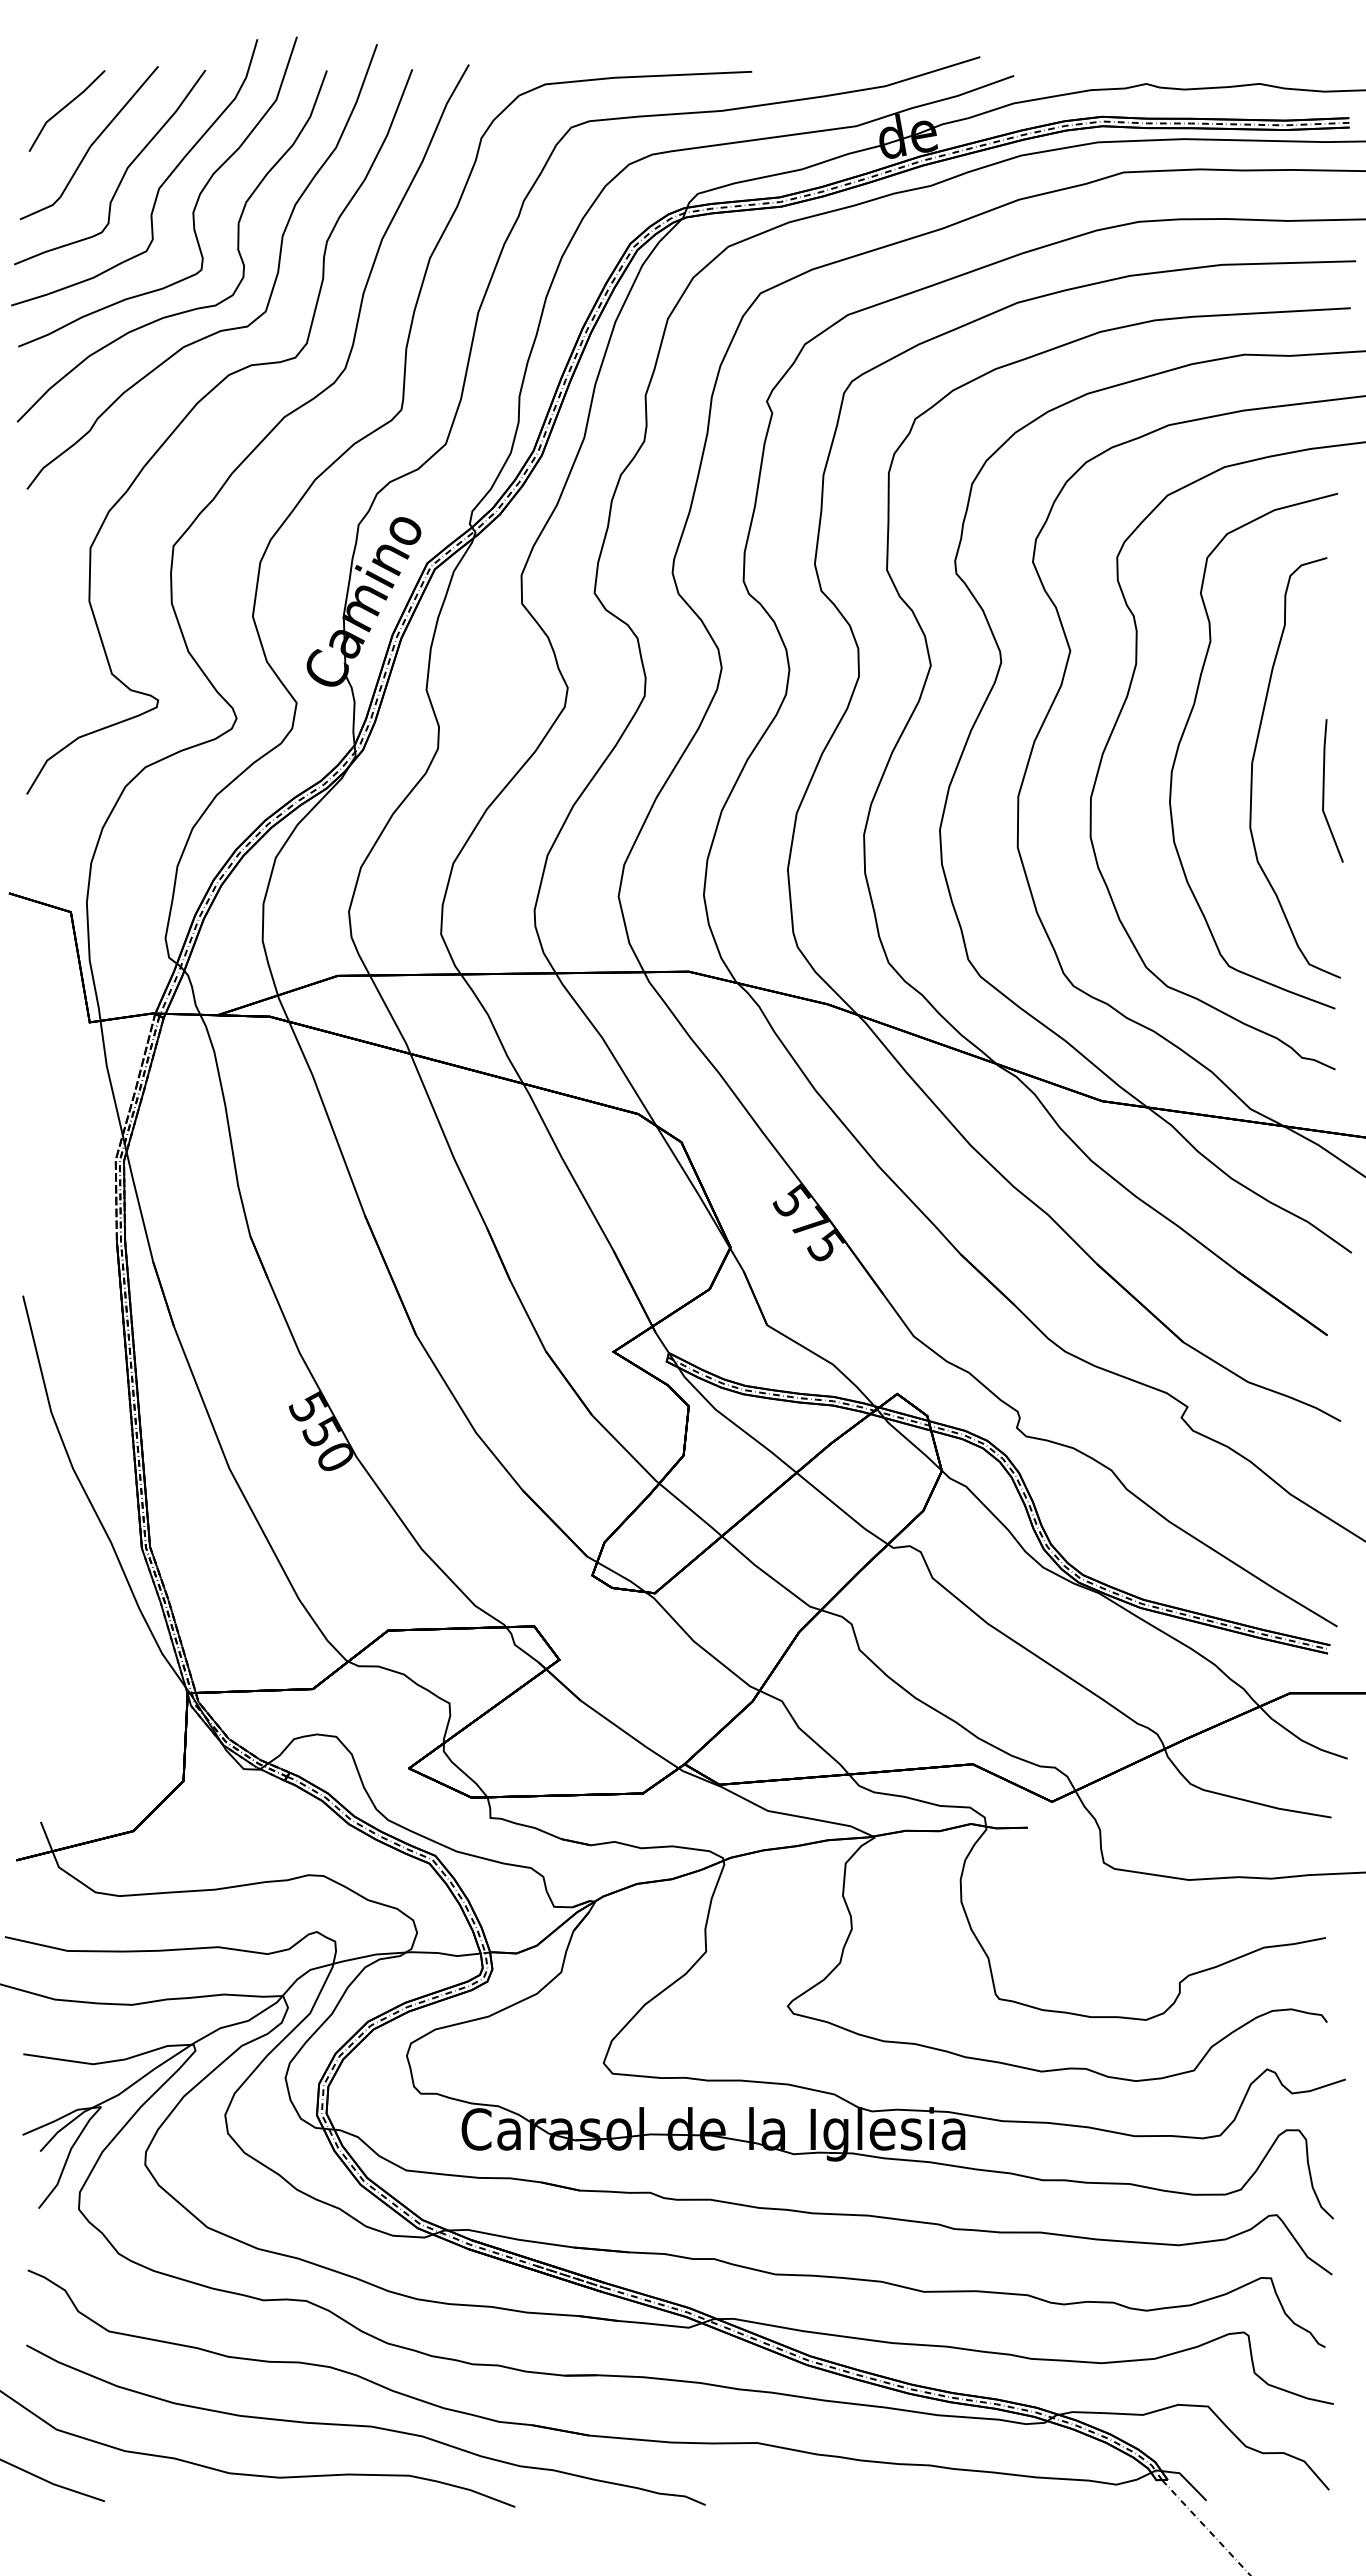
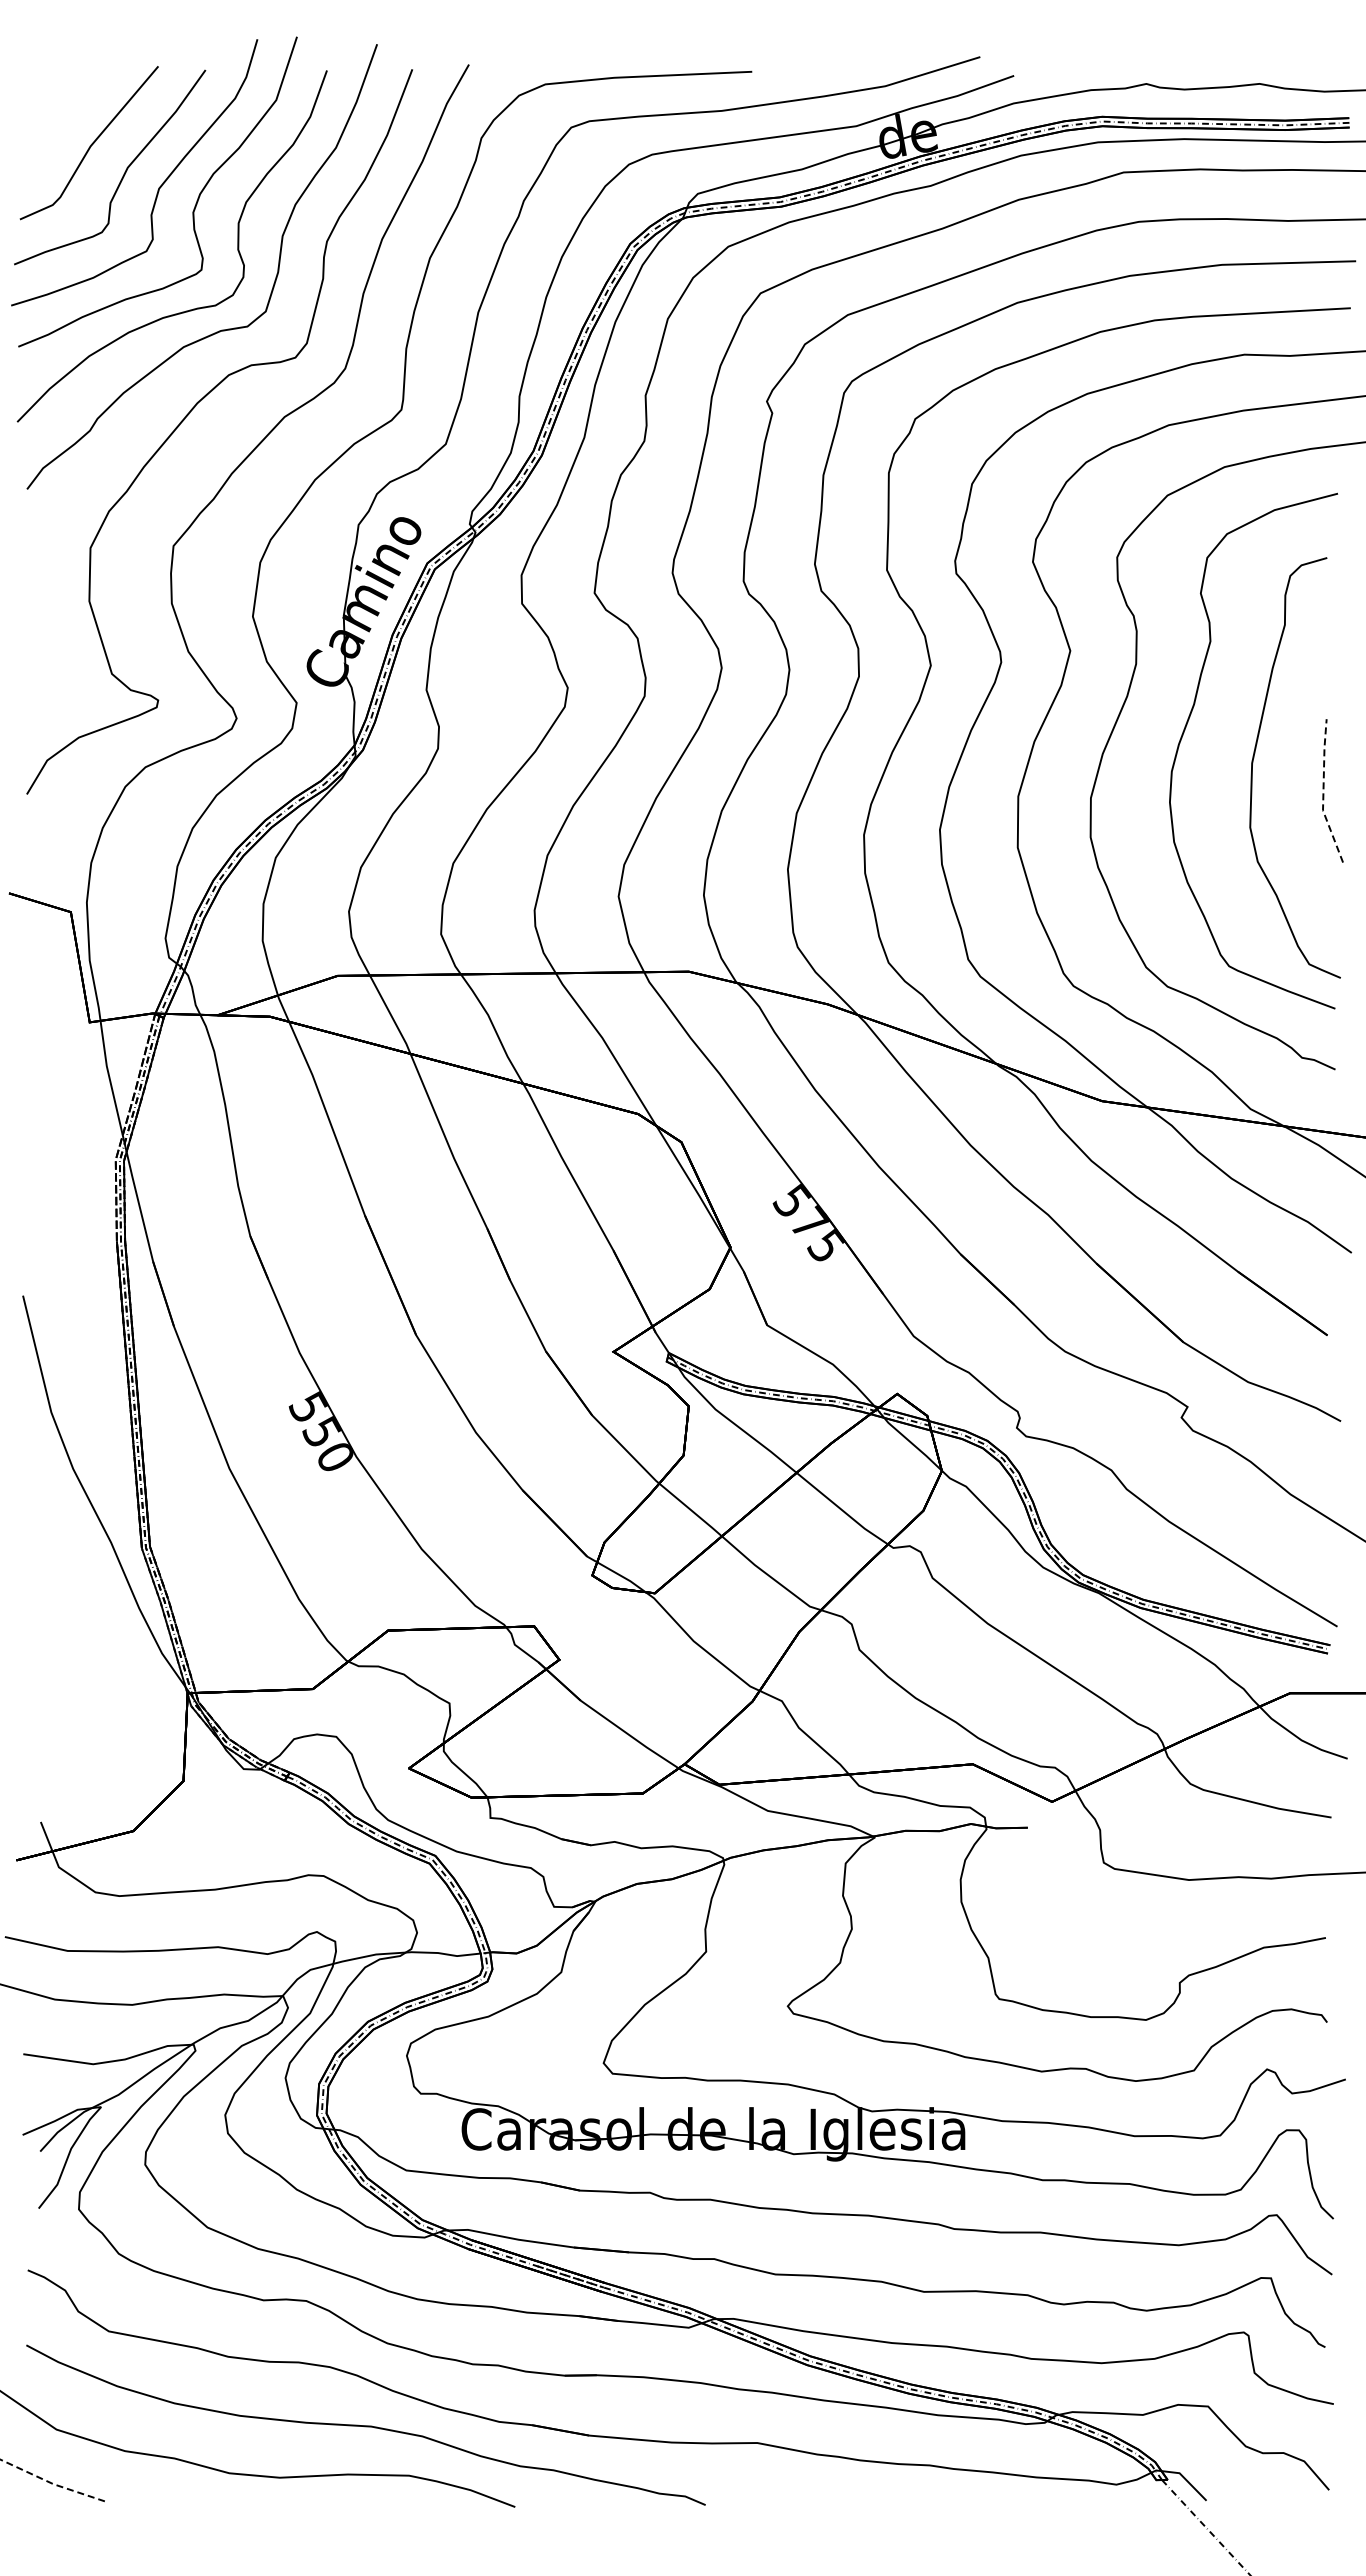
line: present -> none (64, 108)
line: solid -> dashed (1323, 792)
line: solid -> dashed (51, 2483)
